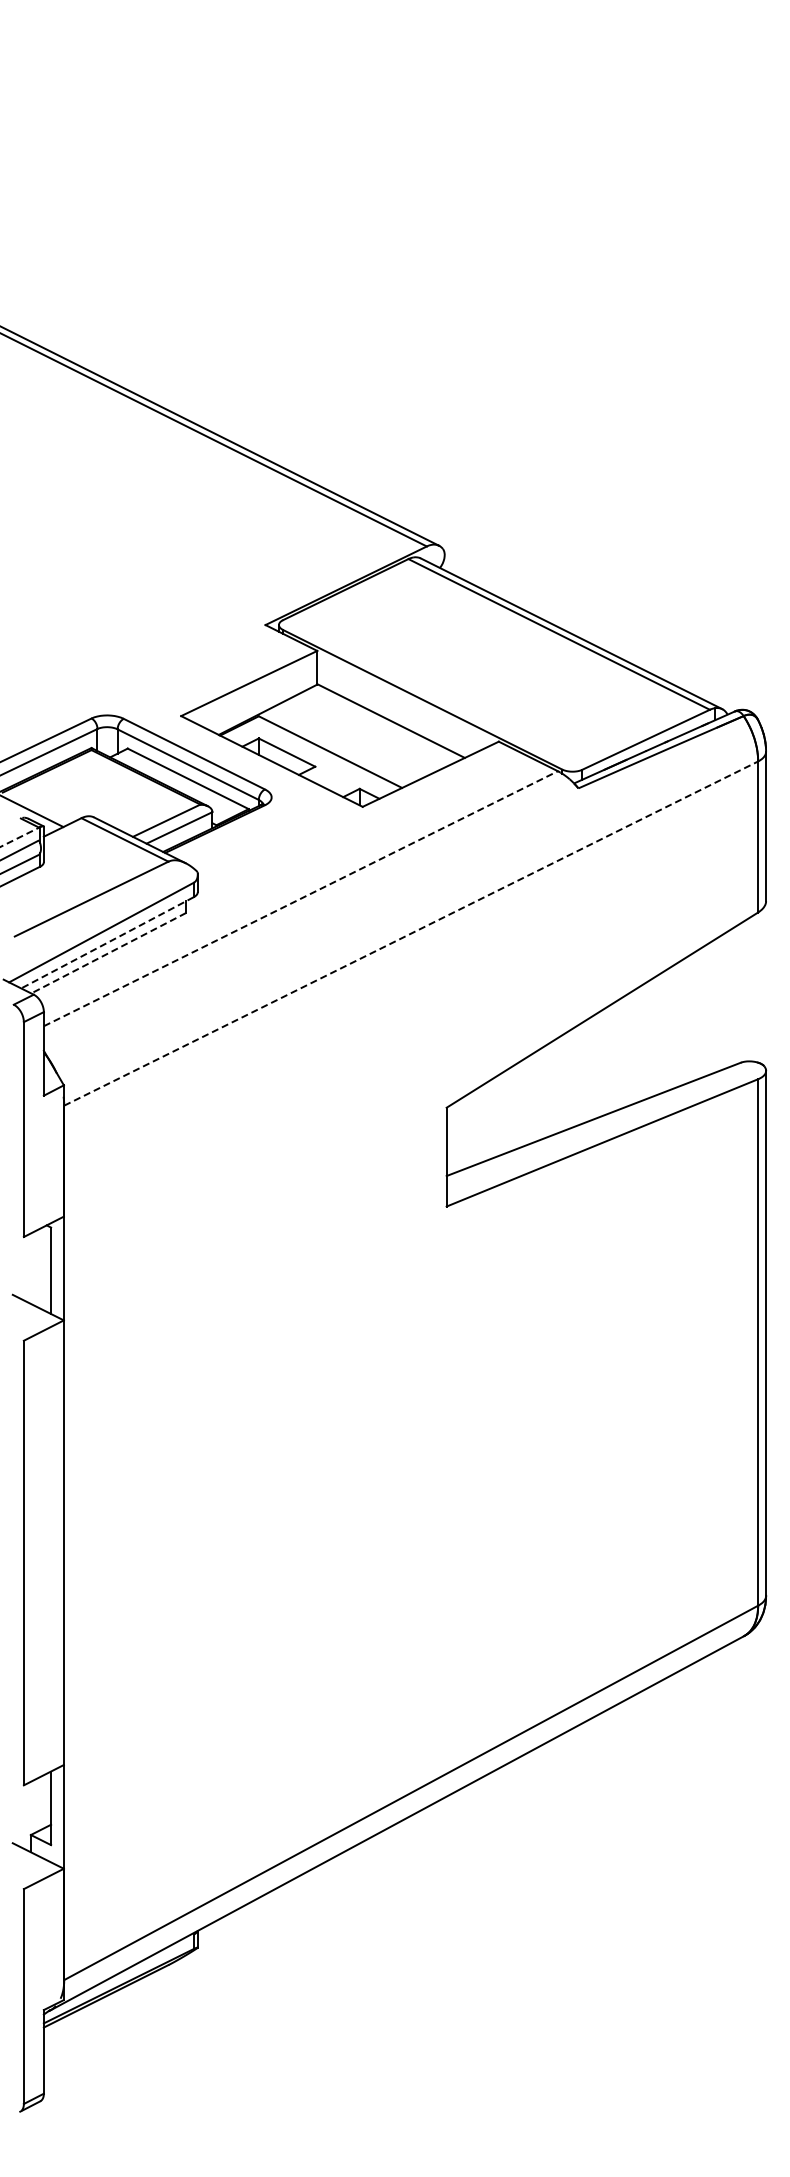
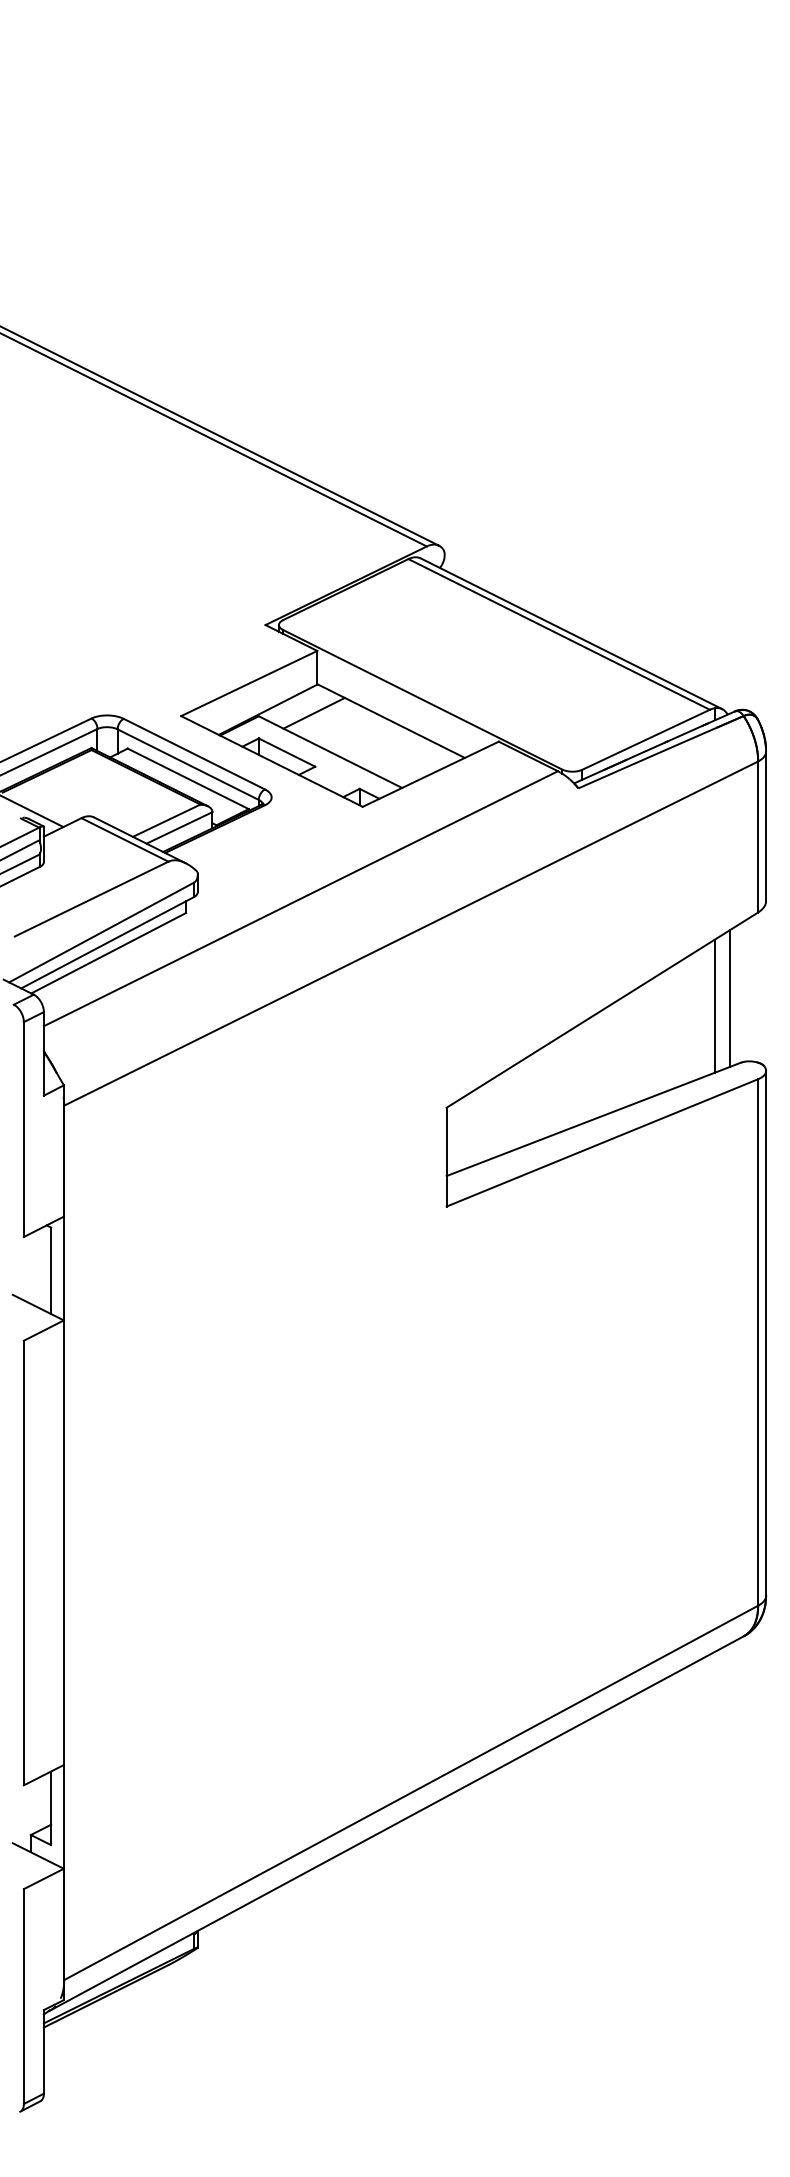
line: none -> present (313, 712)
line: dashed -> solid (19, 837)
line: dashed -> solid (300, 898)
line: dashed -> solid (411, 933)
line: dashed -> solid (107, 942)
line: dashed -> solid (108, 953)
line: none -> present (729, 998)
line: none -> present (714, 1005)
